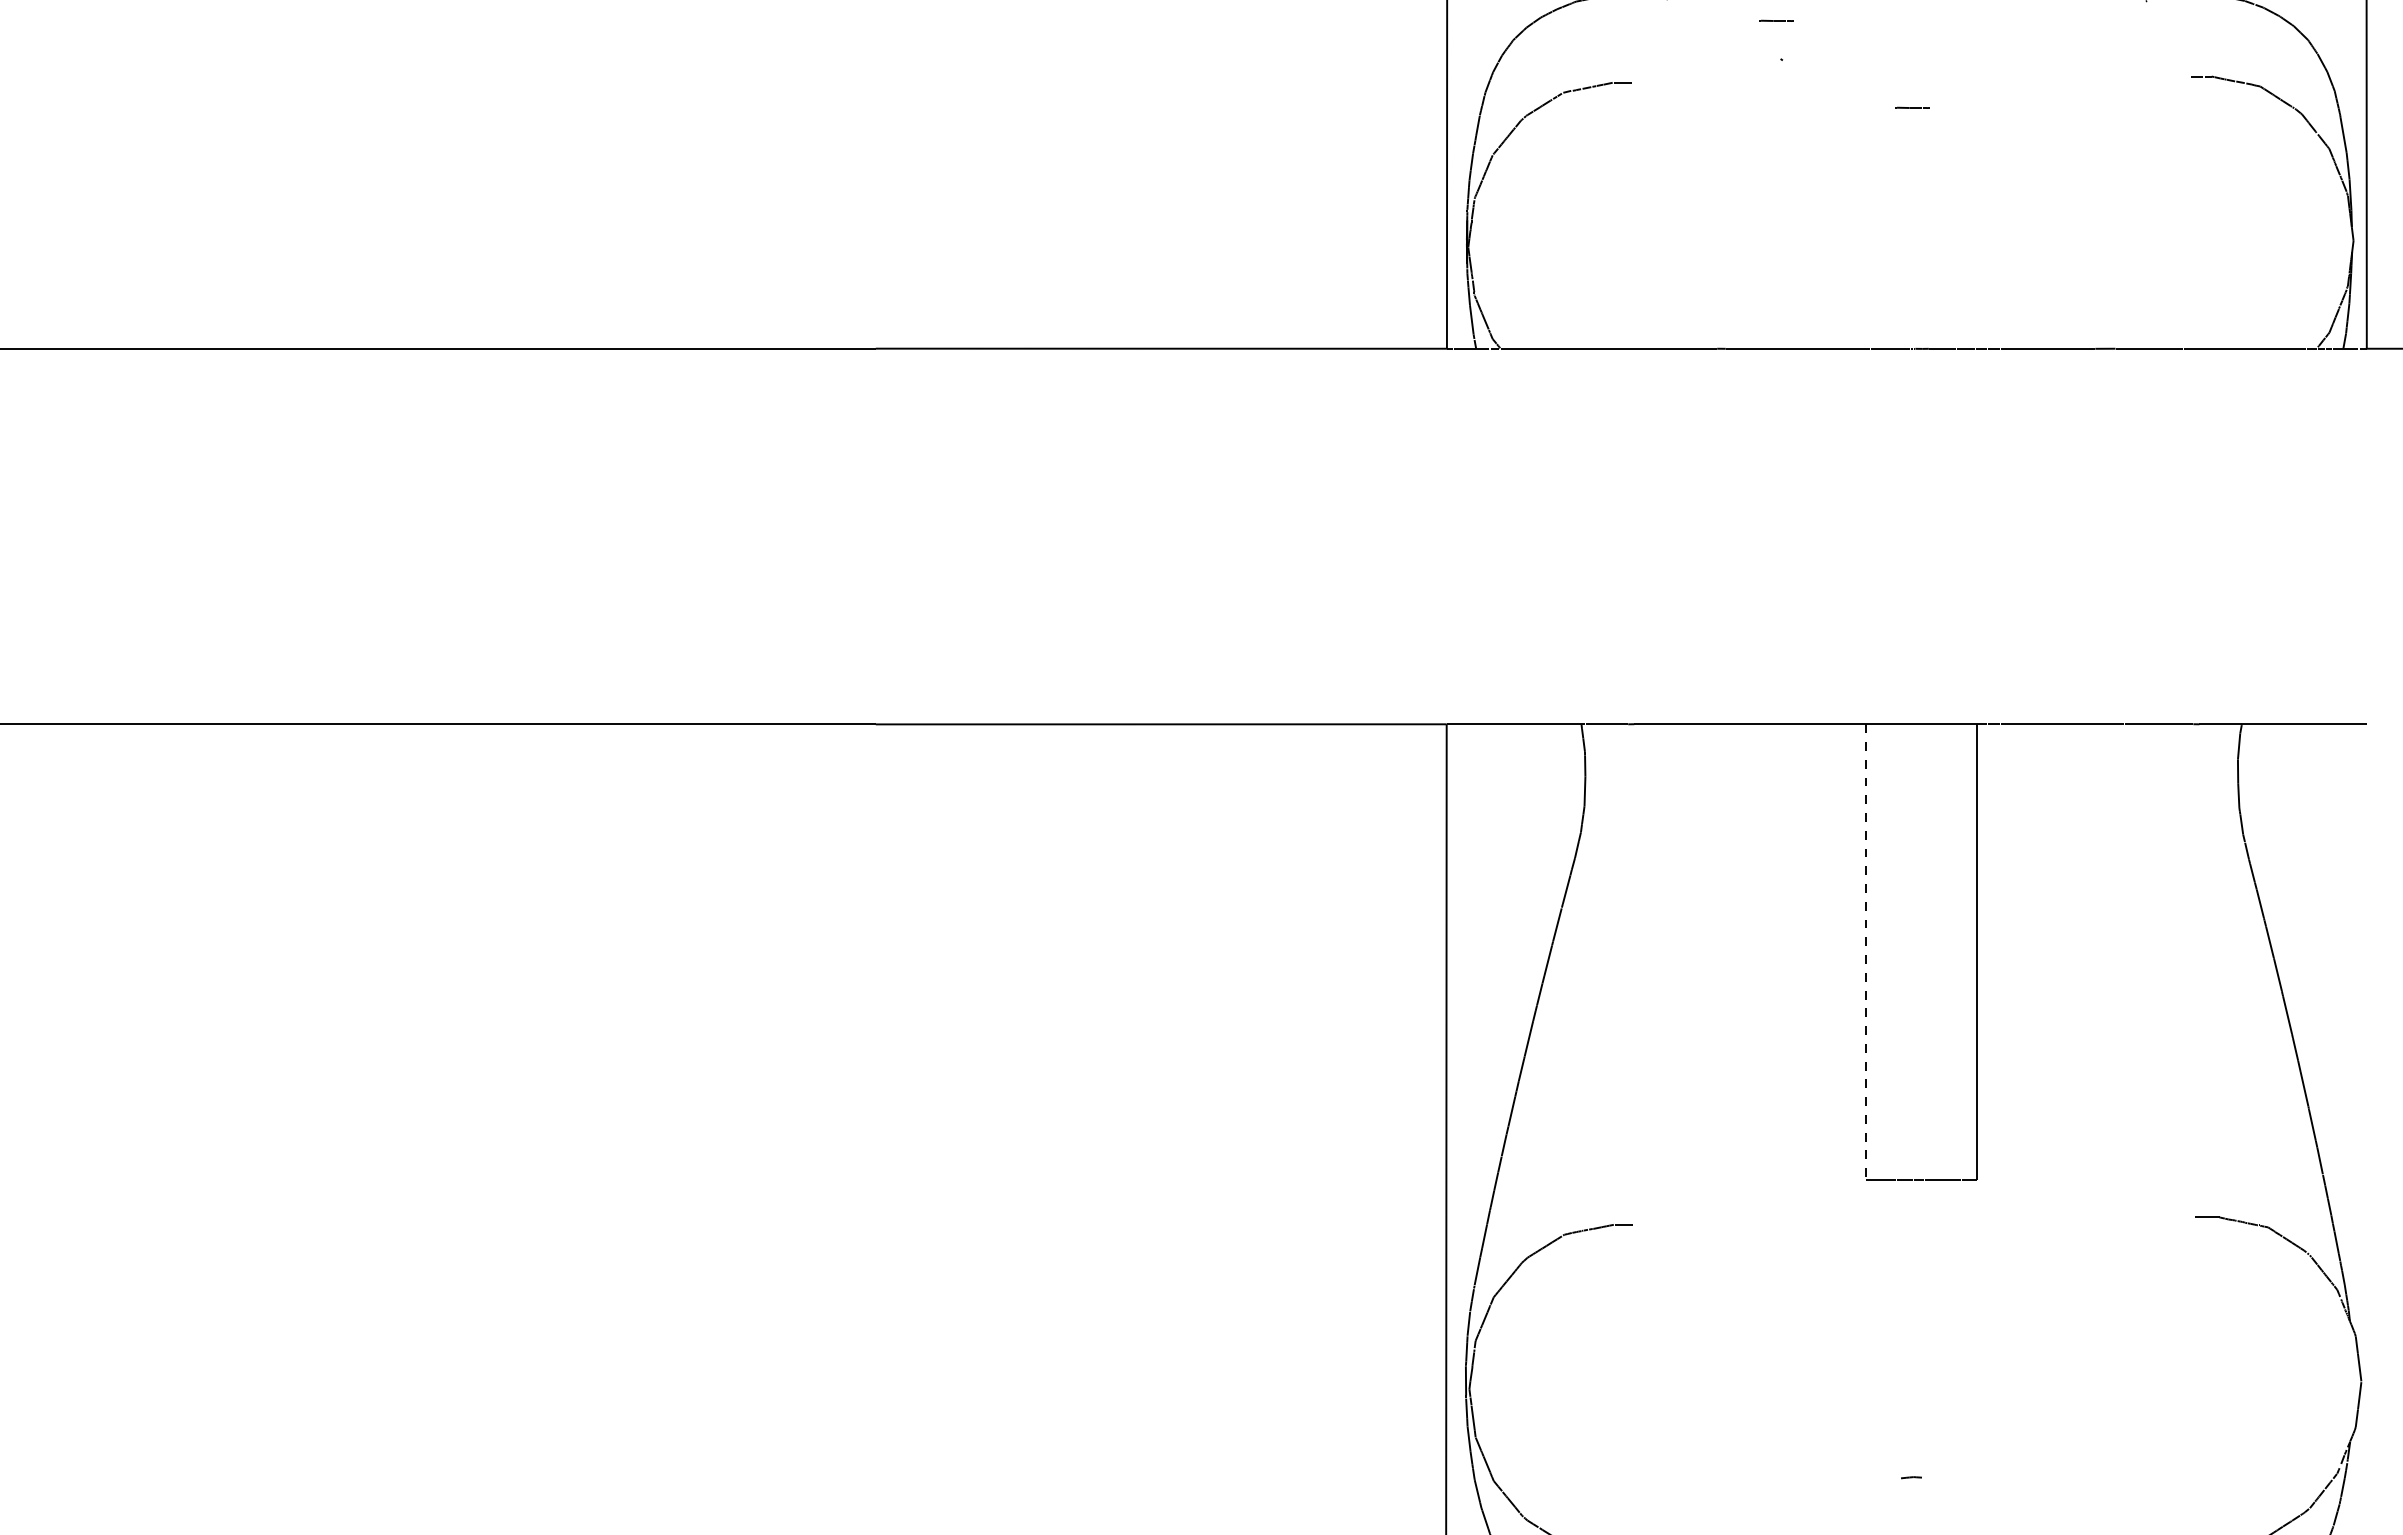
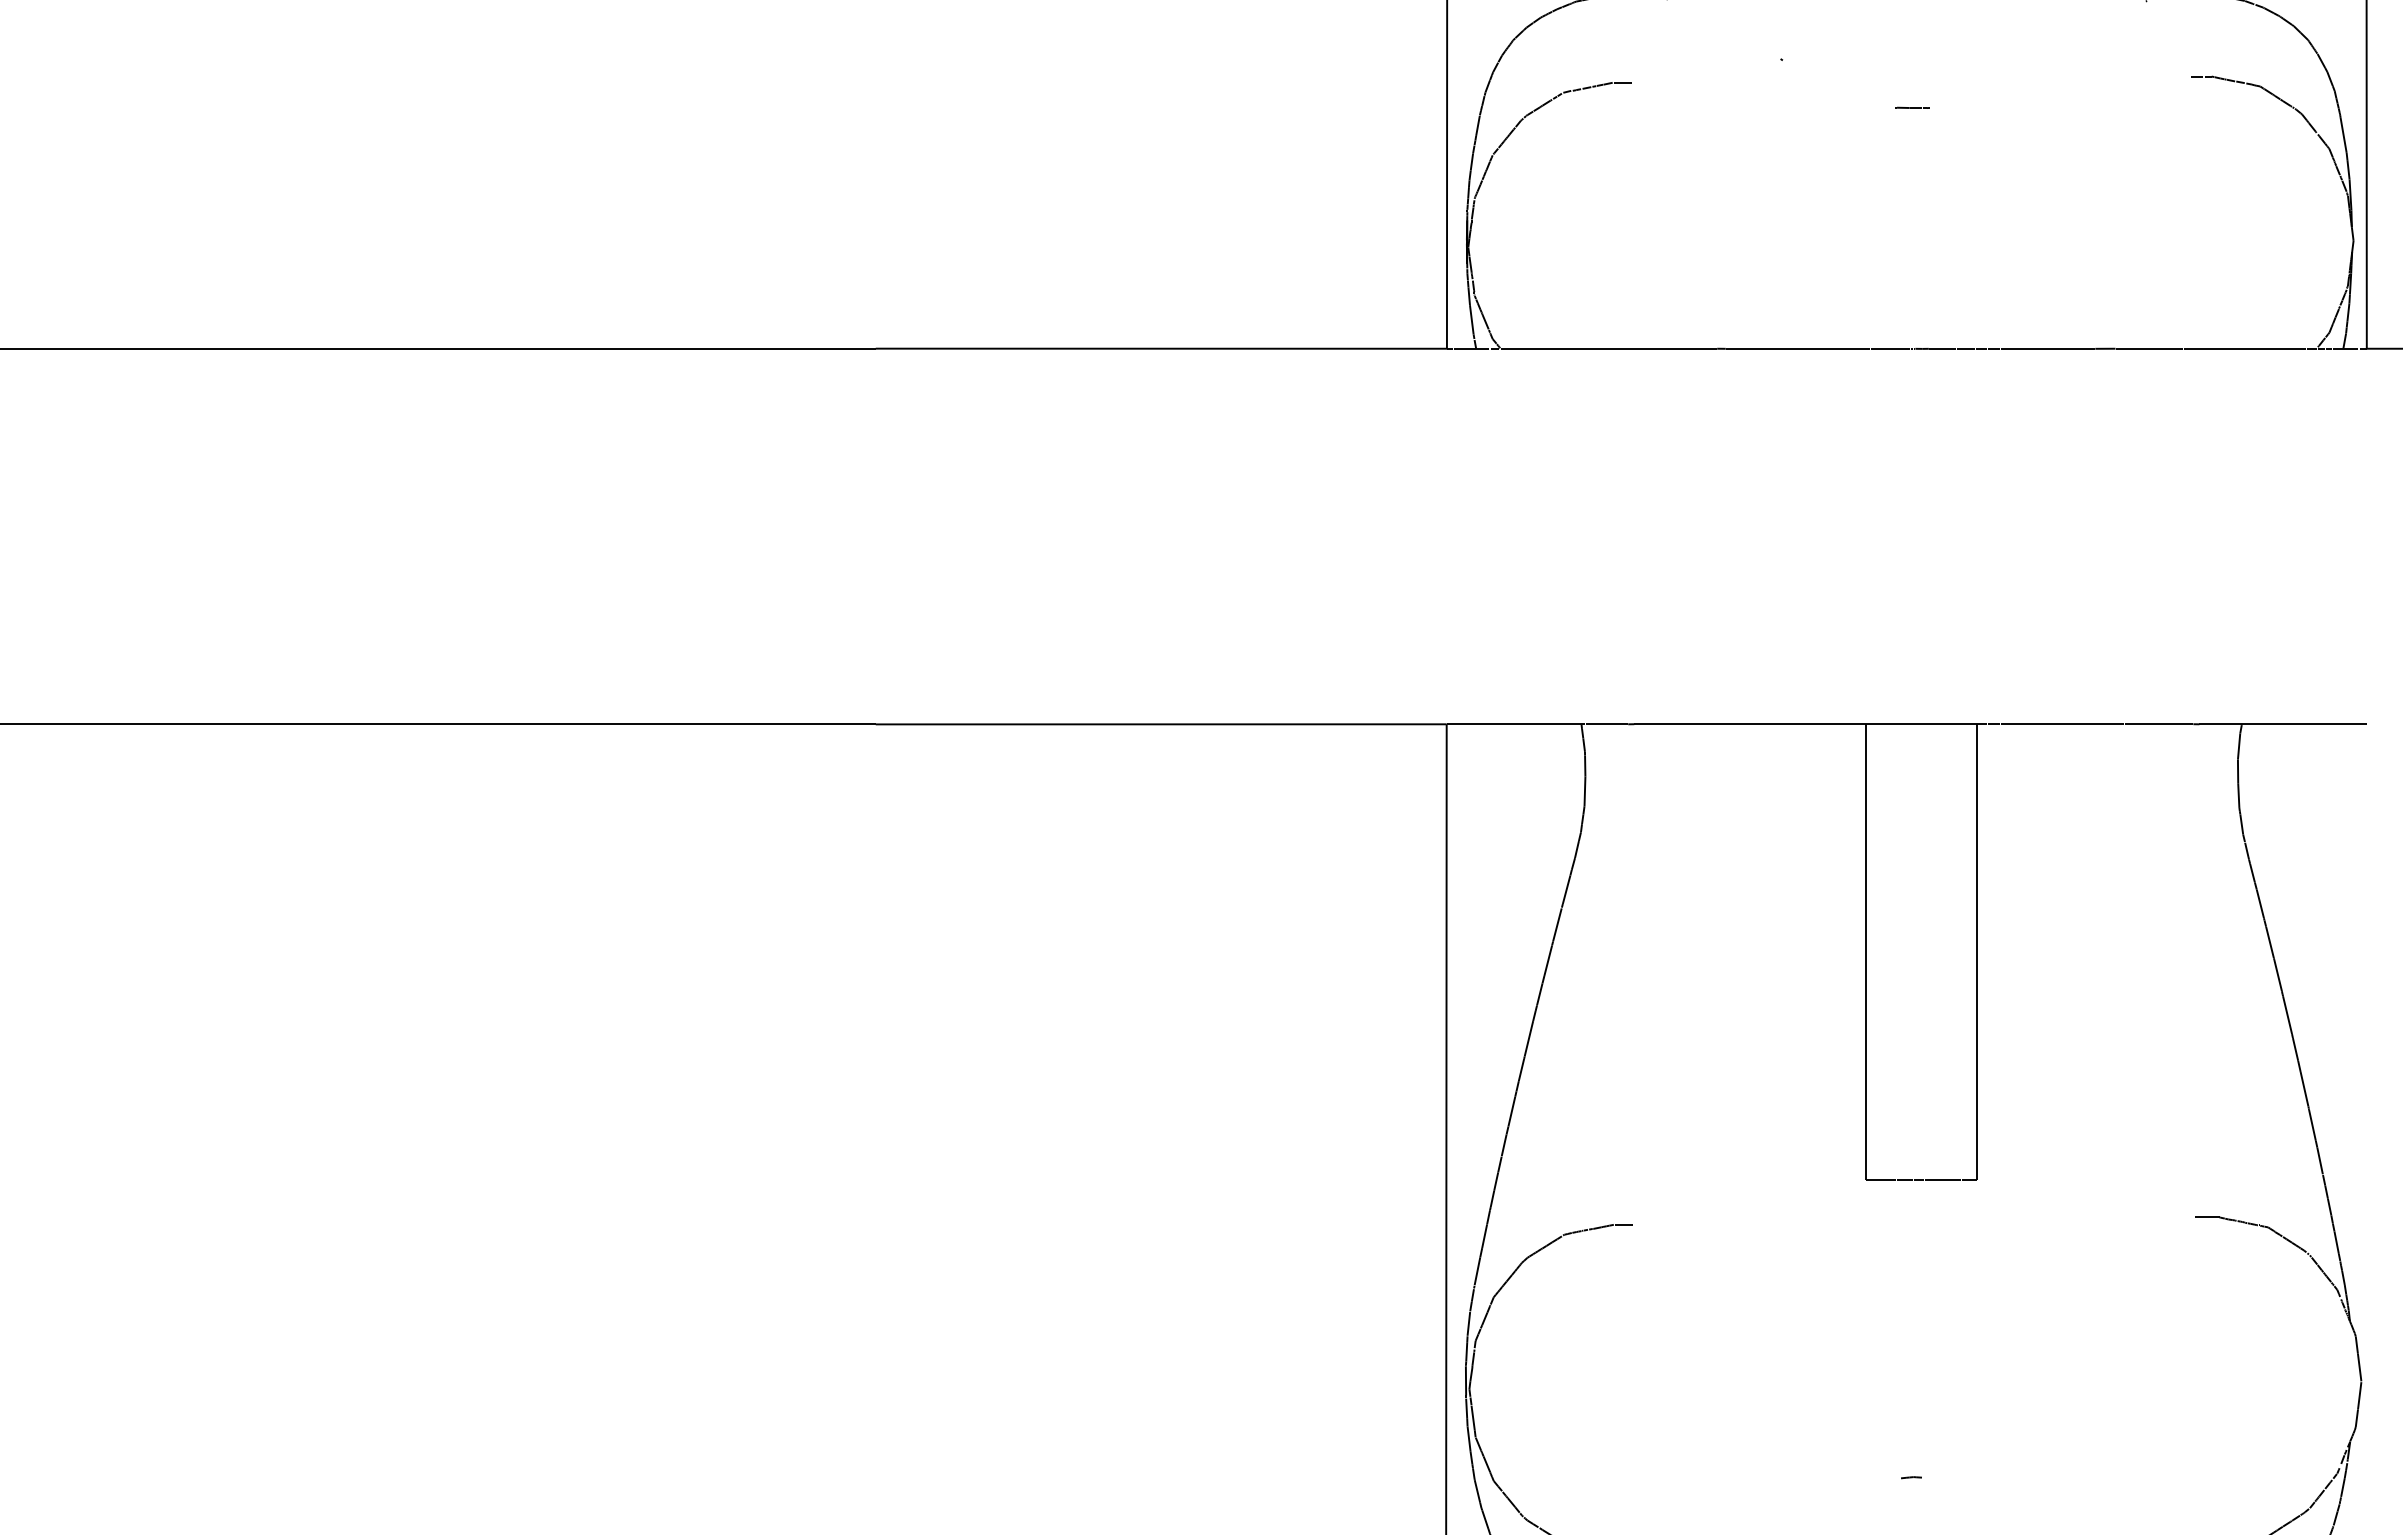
line: present -> none (1776, 20)
line: dashed -> solid (1866, 951)
